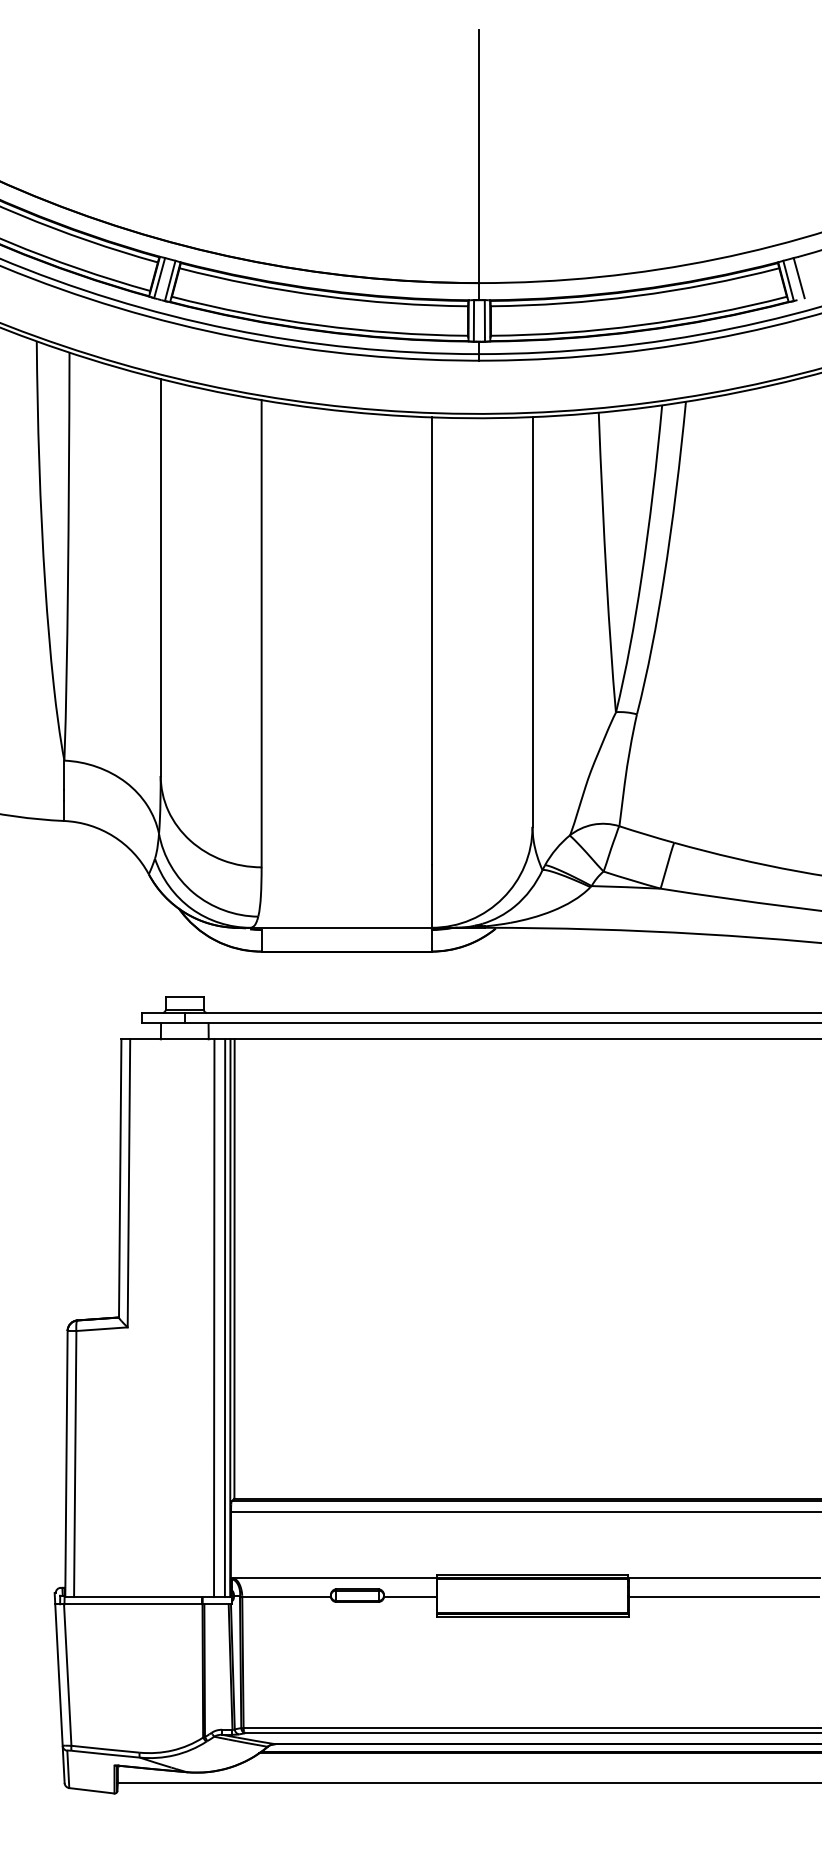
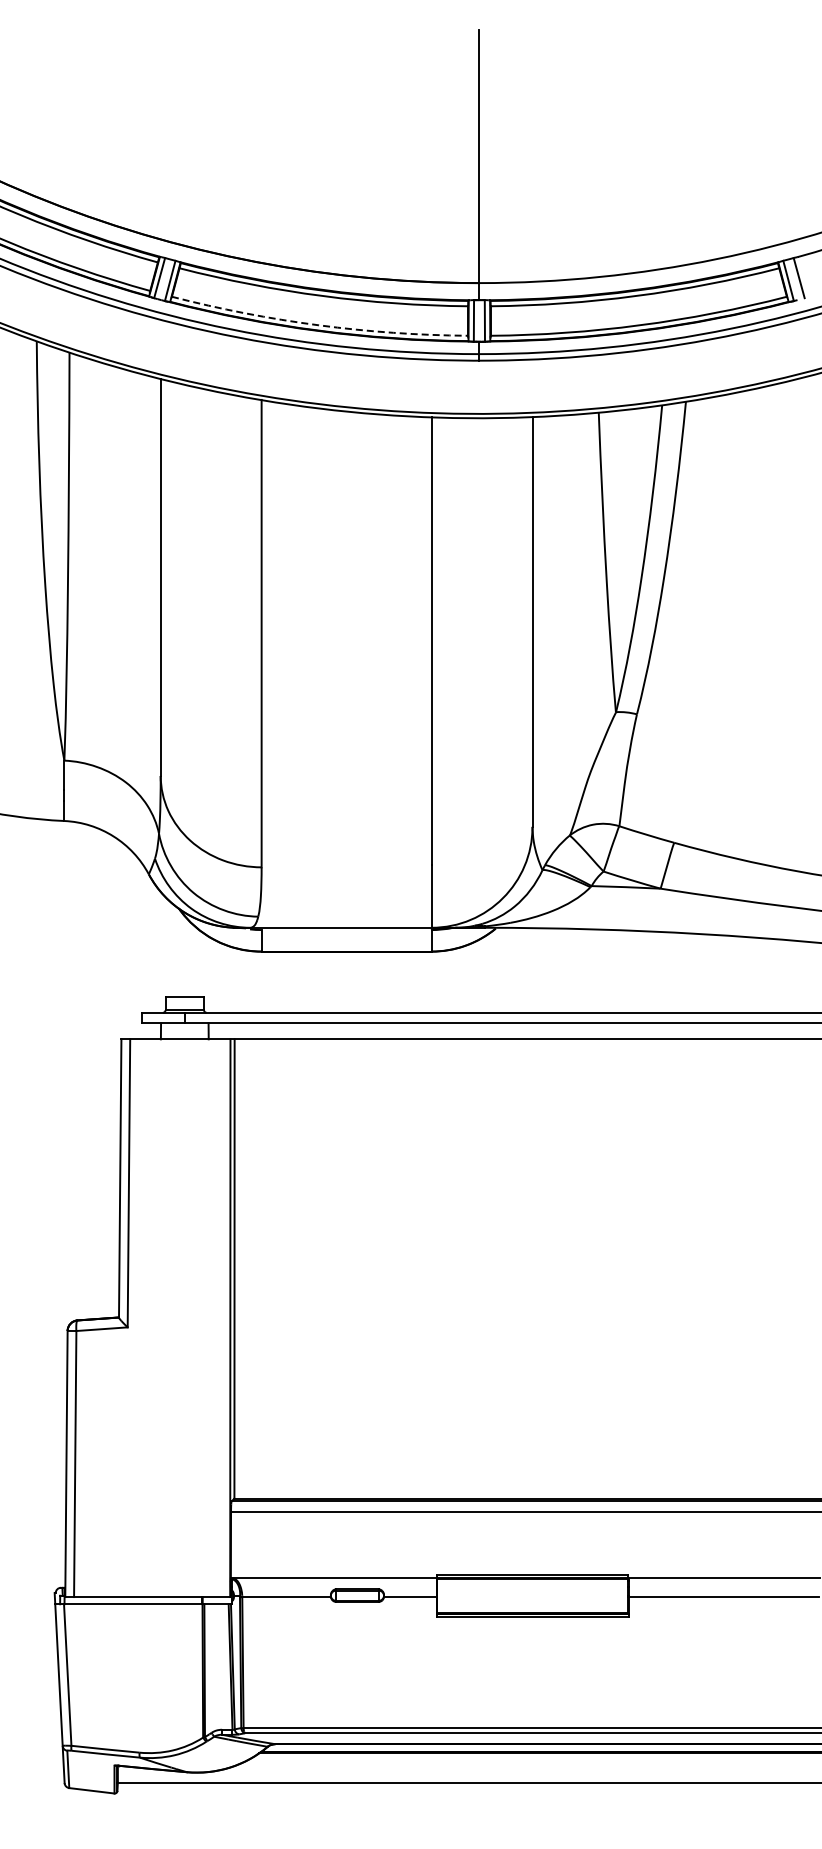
arc: solid -> dashed (318, 325)
line: present -> none (214, 1318)
line: present -> none (224, 1318)
